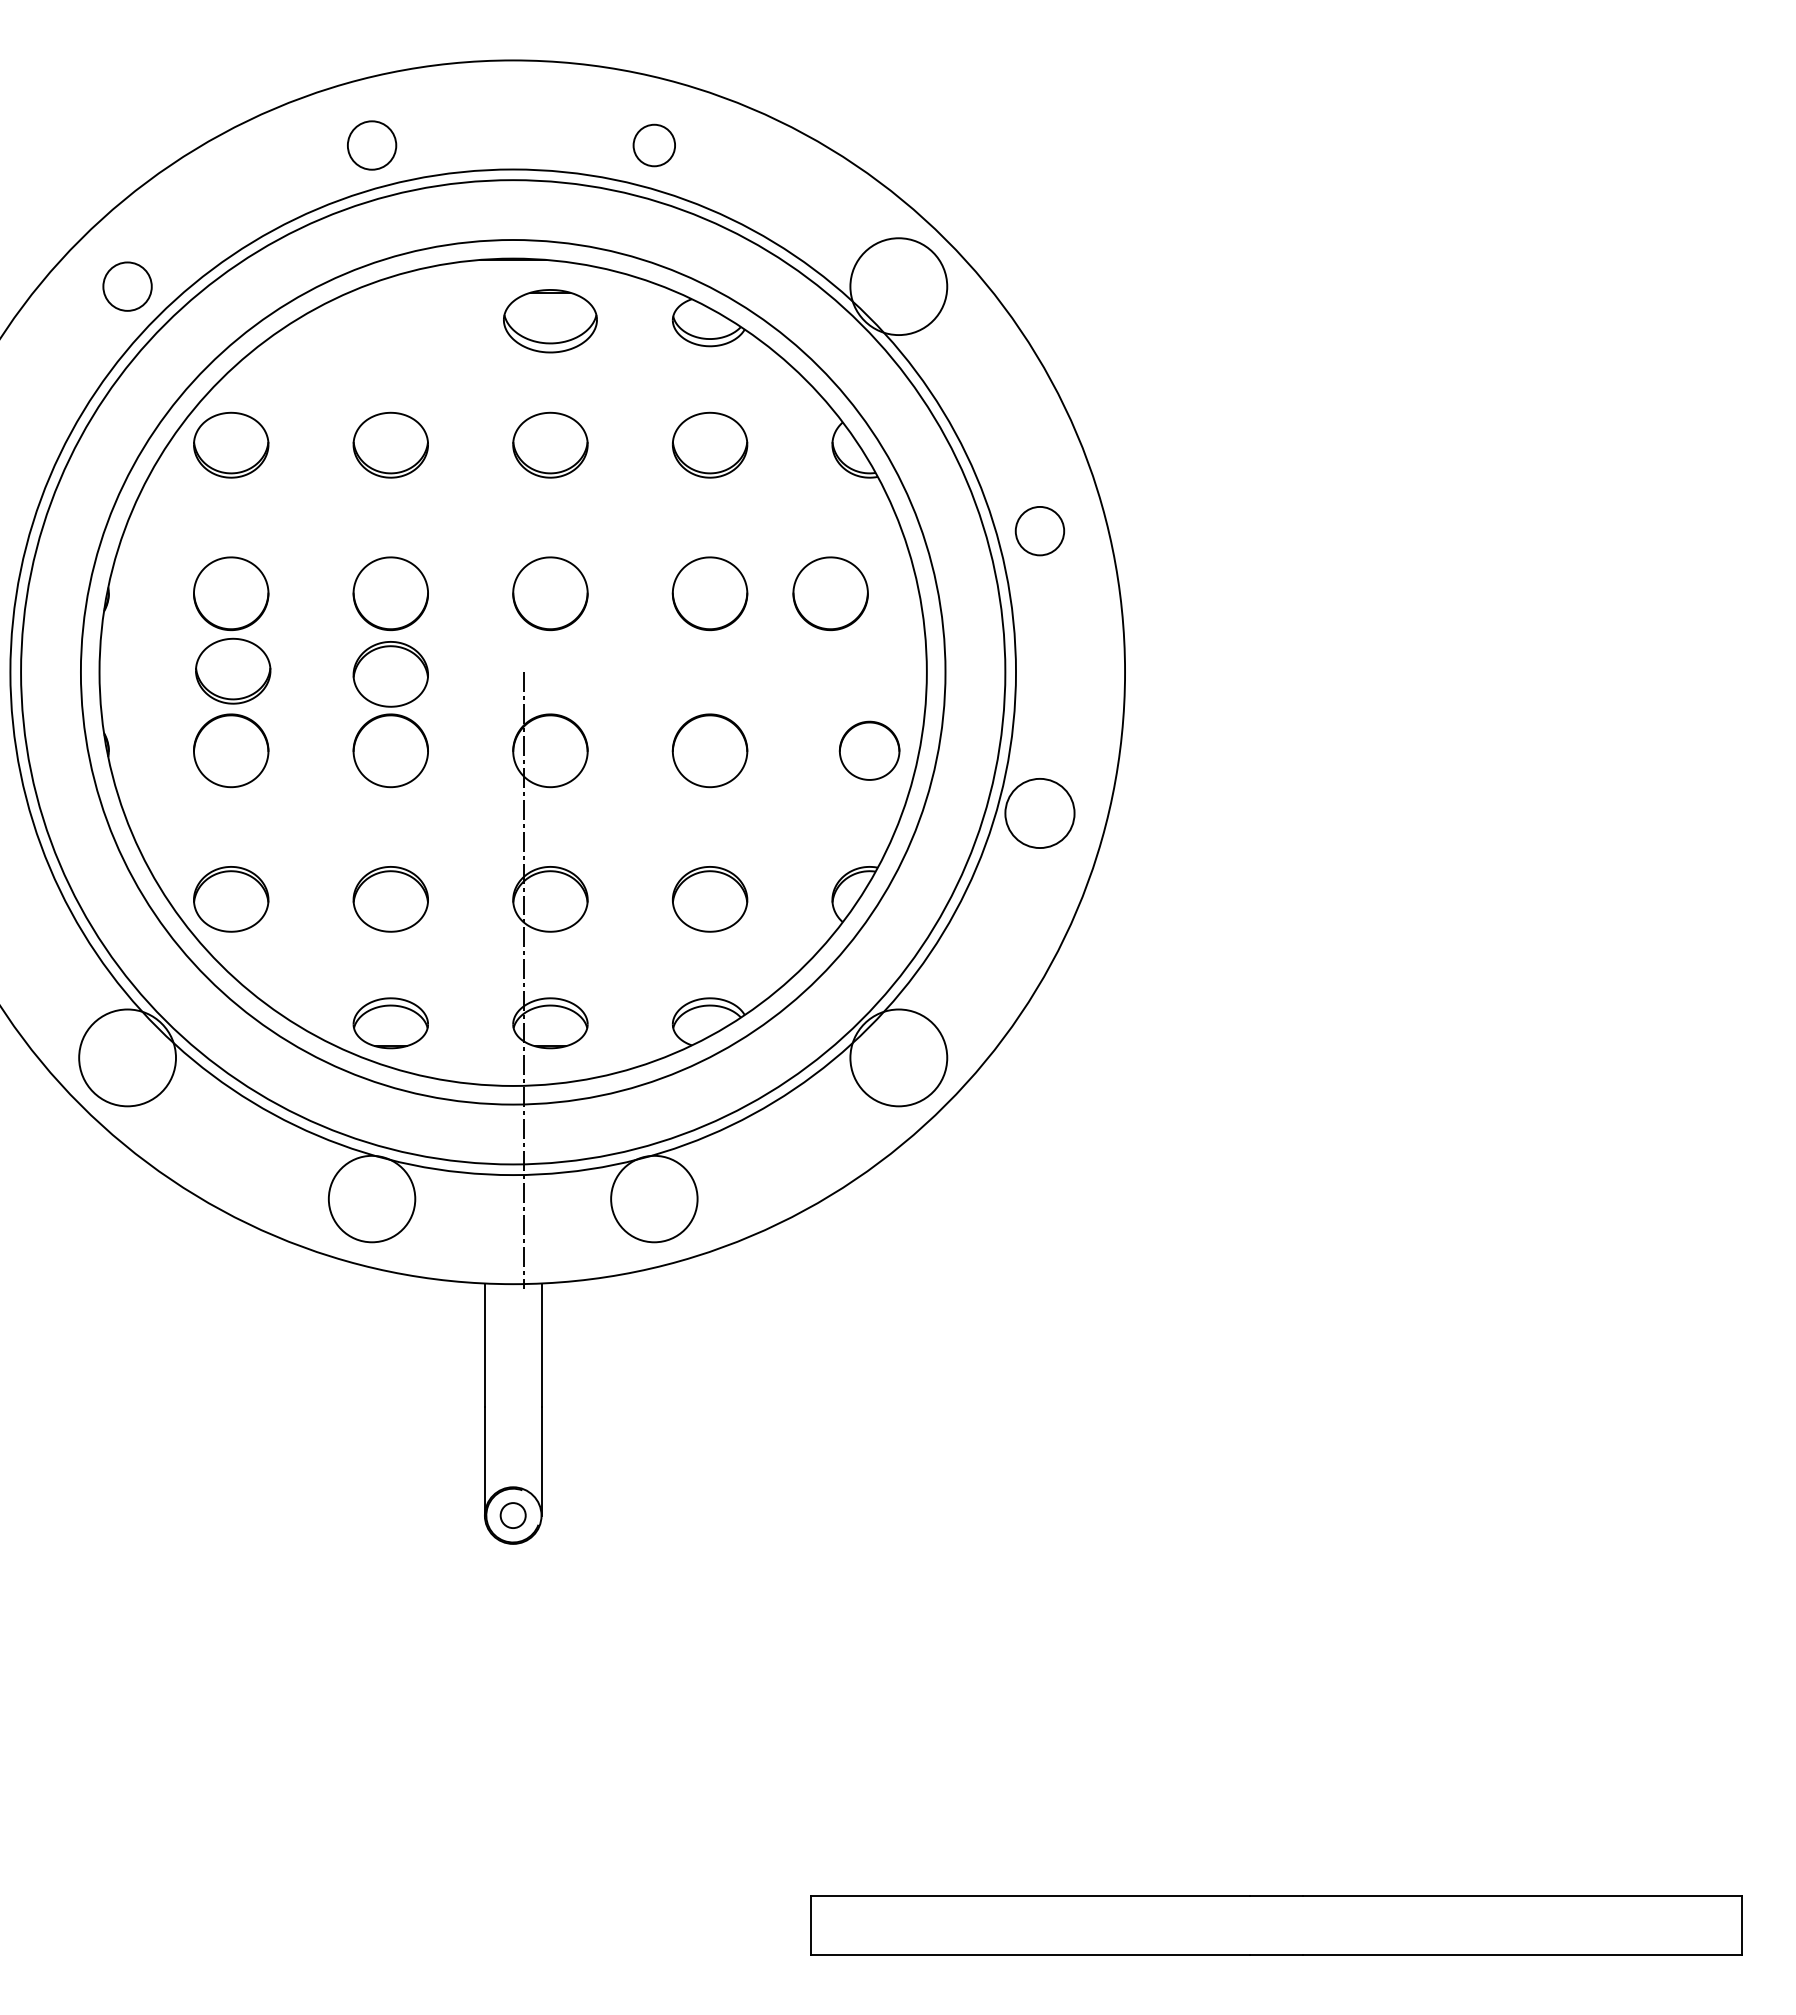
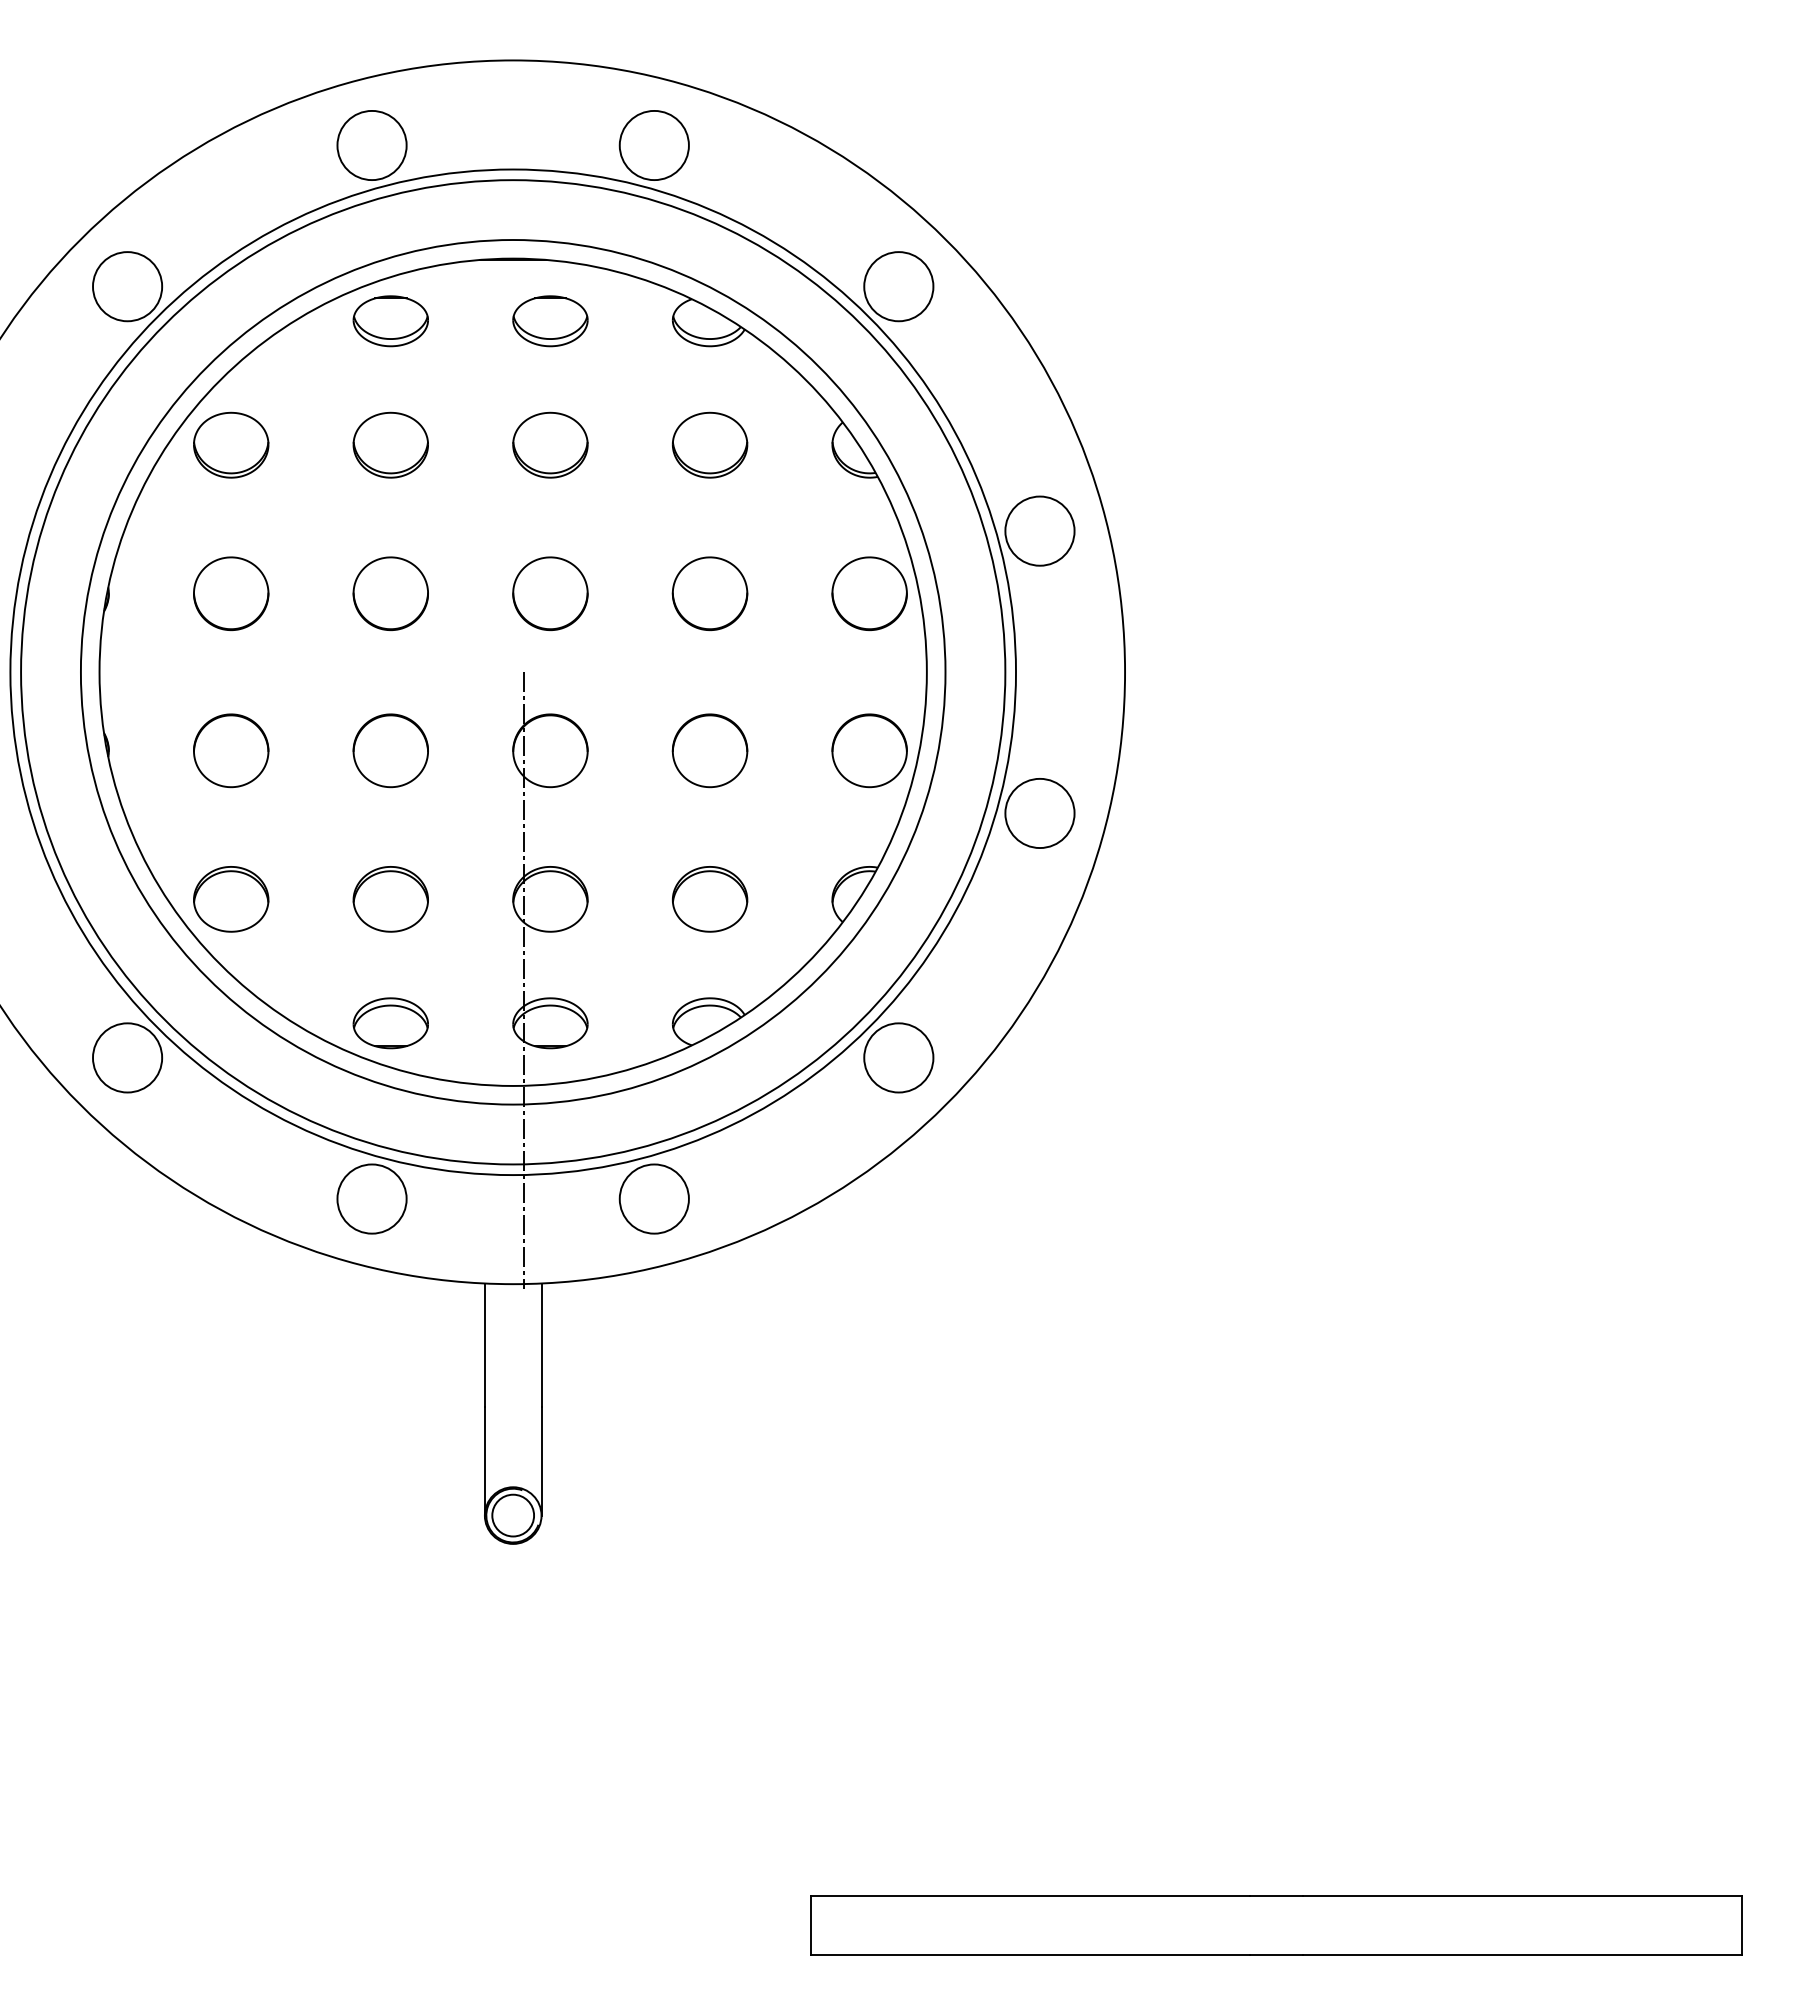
circle diameter: 48 px -> 69 px (371, 145)
circle diameter: 41 px -> 69 px (653, 145)
circle diameter: 48 px -> 69 px (127, 286)
circle diameter: 97 px -> 69 px (898, 286)
part: none -> present (390, 321)
part size: 95x65 px -> 77x53 px (550, 321)
circle diameter: 48 px -> 69 px (1039, 530)
part position: (830, 593) -> (869, 593) (869, 593)
part: present -> none (233, 670)
part: present -> none (390, 674)
part size: 63x61 px -> 77x76 px (869, 750)
circle diameter: 97 px -> 69 px (127, 1057)
circle diameter: 97 px -> 69 px (898, 1057)
circle diameter: 86 px -> 69 px (371, 1198)
circle diameter: 86 px -> 69 px (653, 1198)
circle diameter: 25 px -> 42 px (513, 1515)
